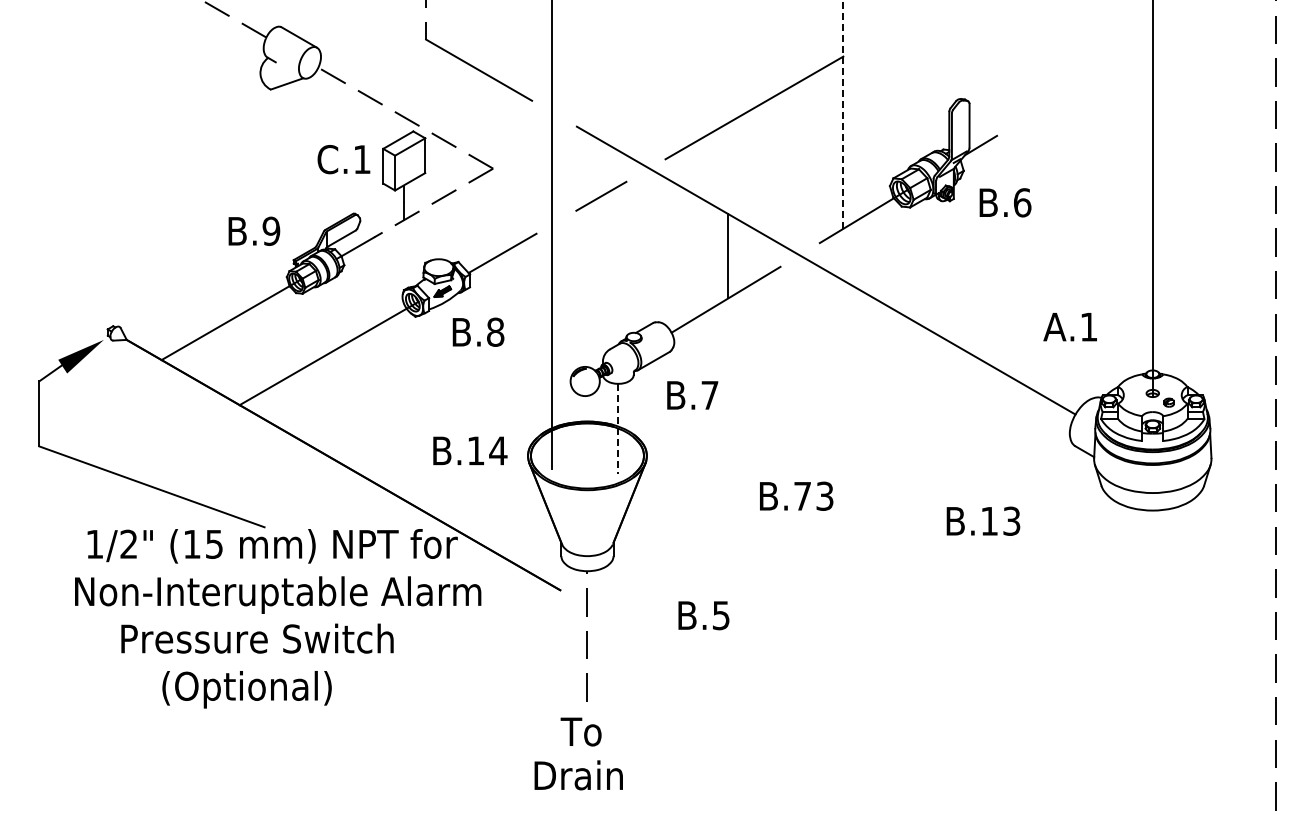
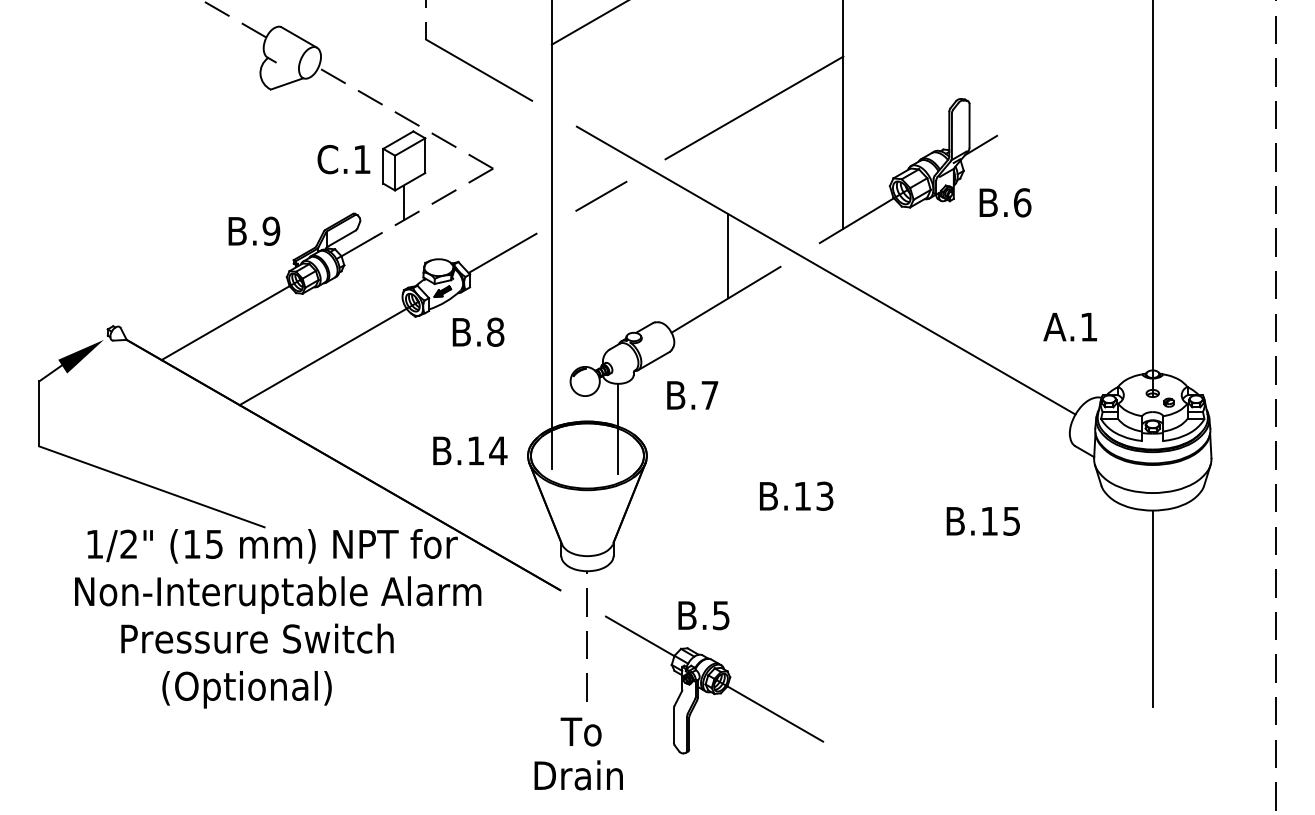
line: none -> present (588, 23)
line: dashed -> solid (843, 114)
line: dashed -> solid (618, 429)
text: B.73 -> B.13 (802, 496)
text: B.13 -> B.15 (1012, 520)
line: none -> present (1152, 608)
part: none -> present (714, 684)
